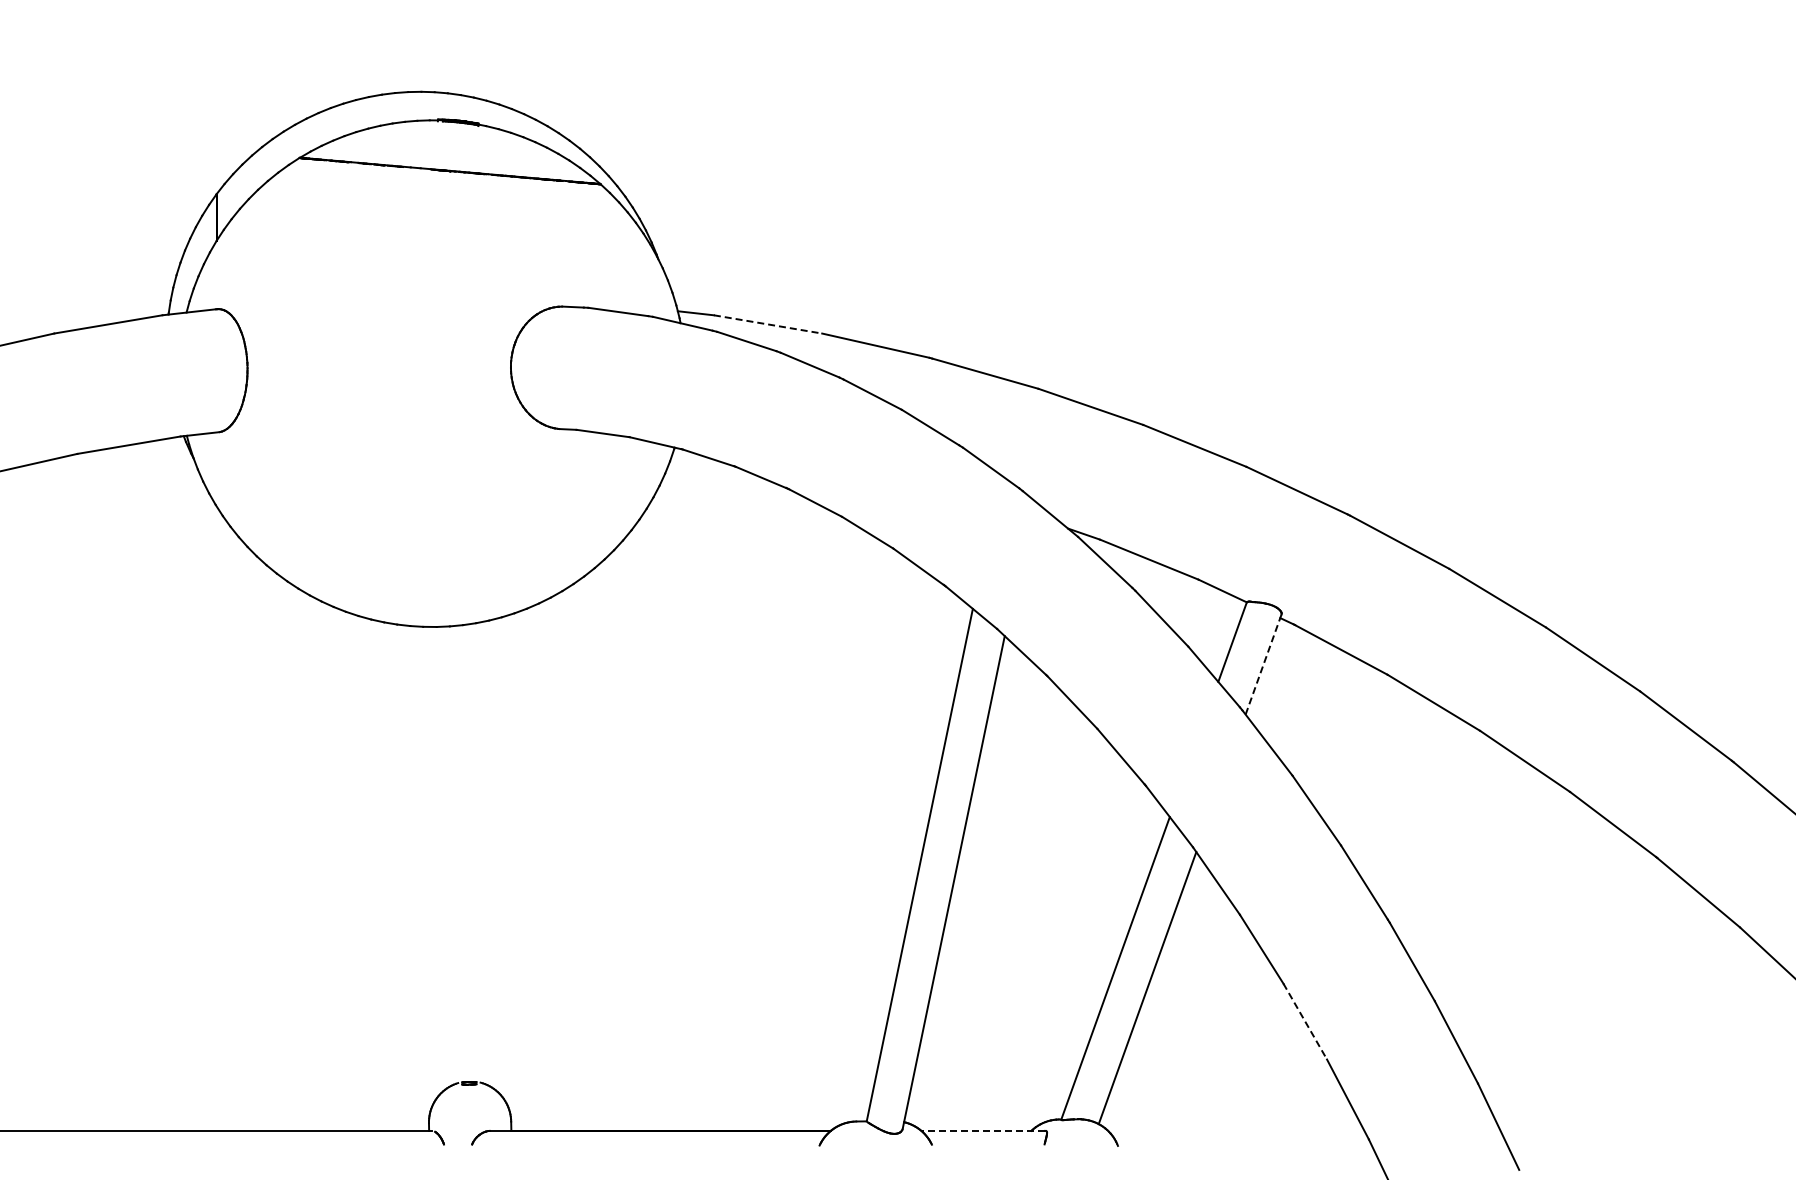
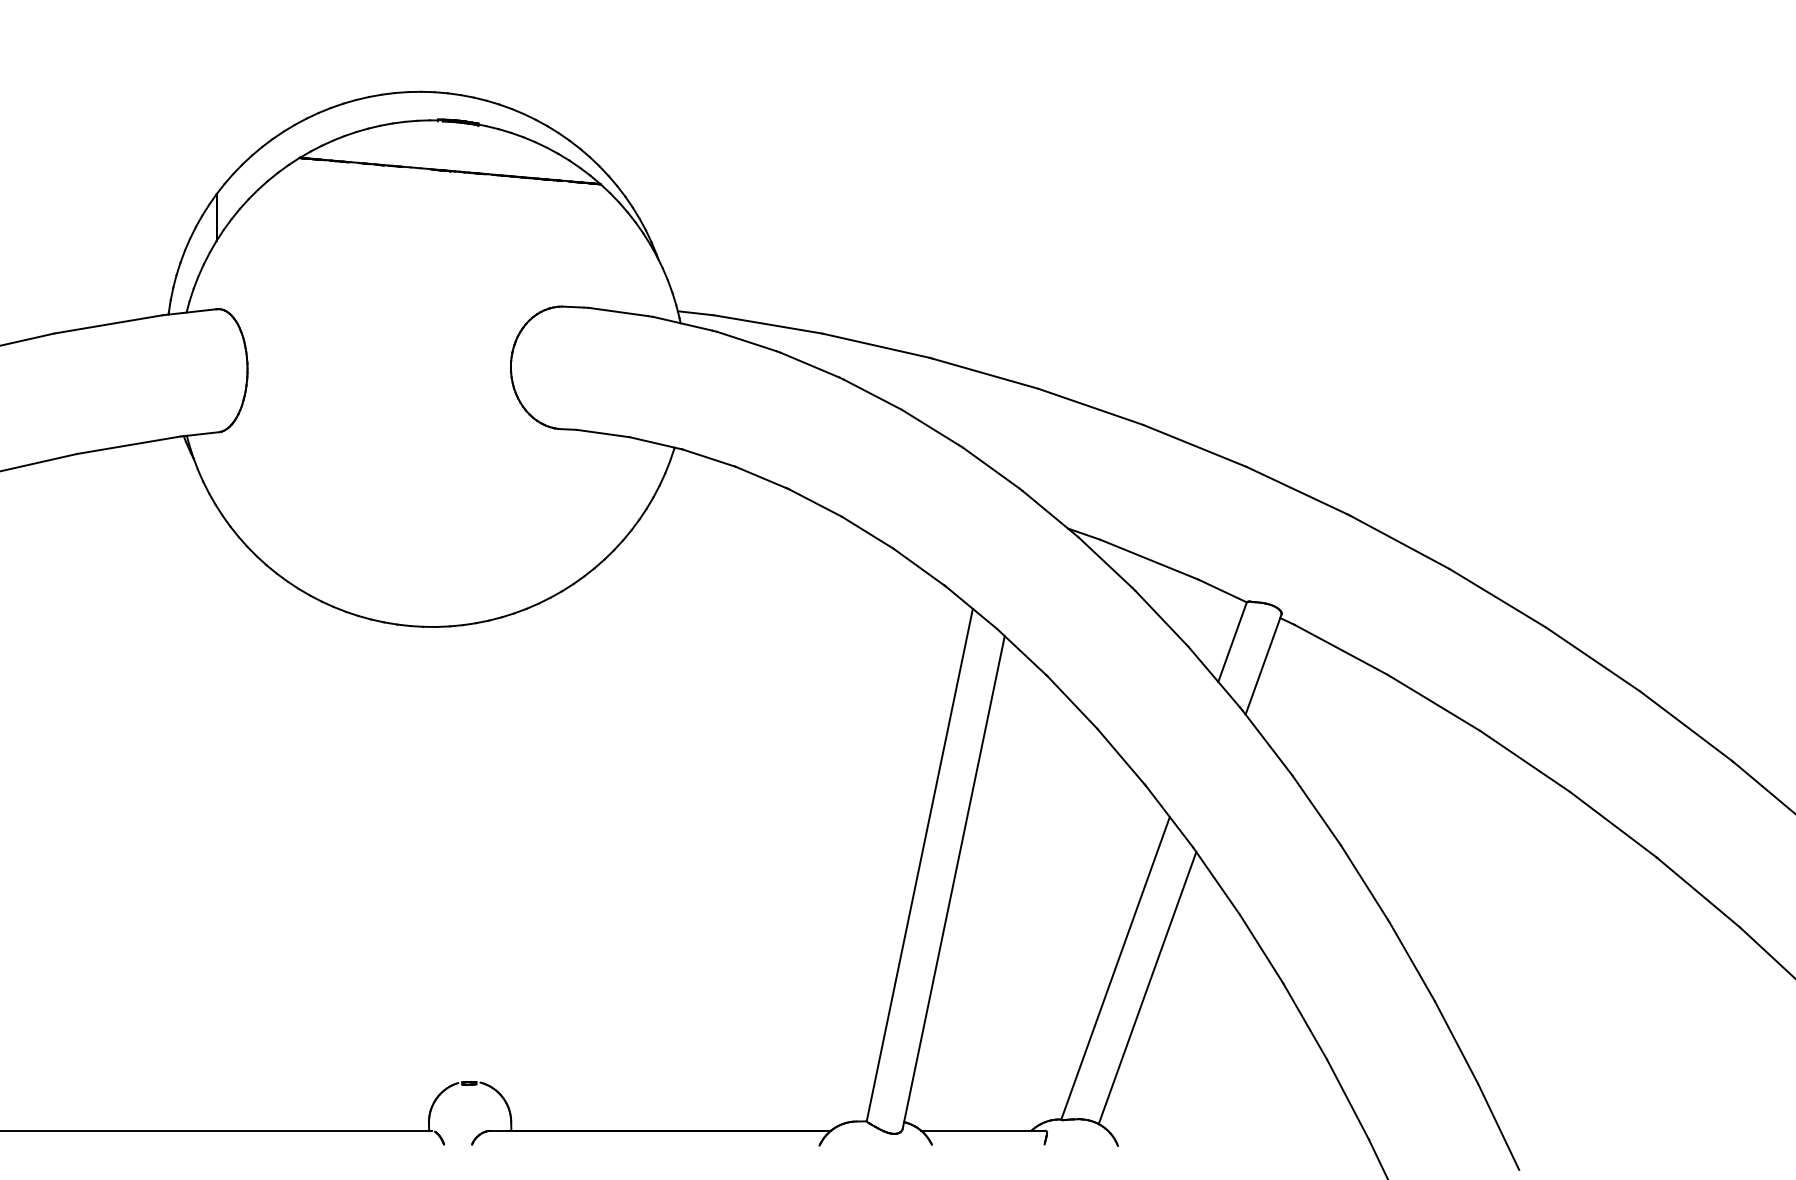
line: dashed -> solid (768, 324)
line: dashed -> solid (1263, 664)
line: dashed -> solid (1305, 1021)
line: dashed -> solid (983, 1130)
